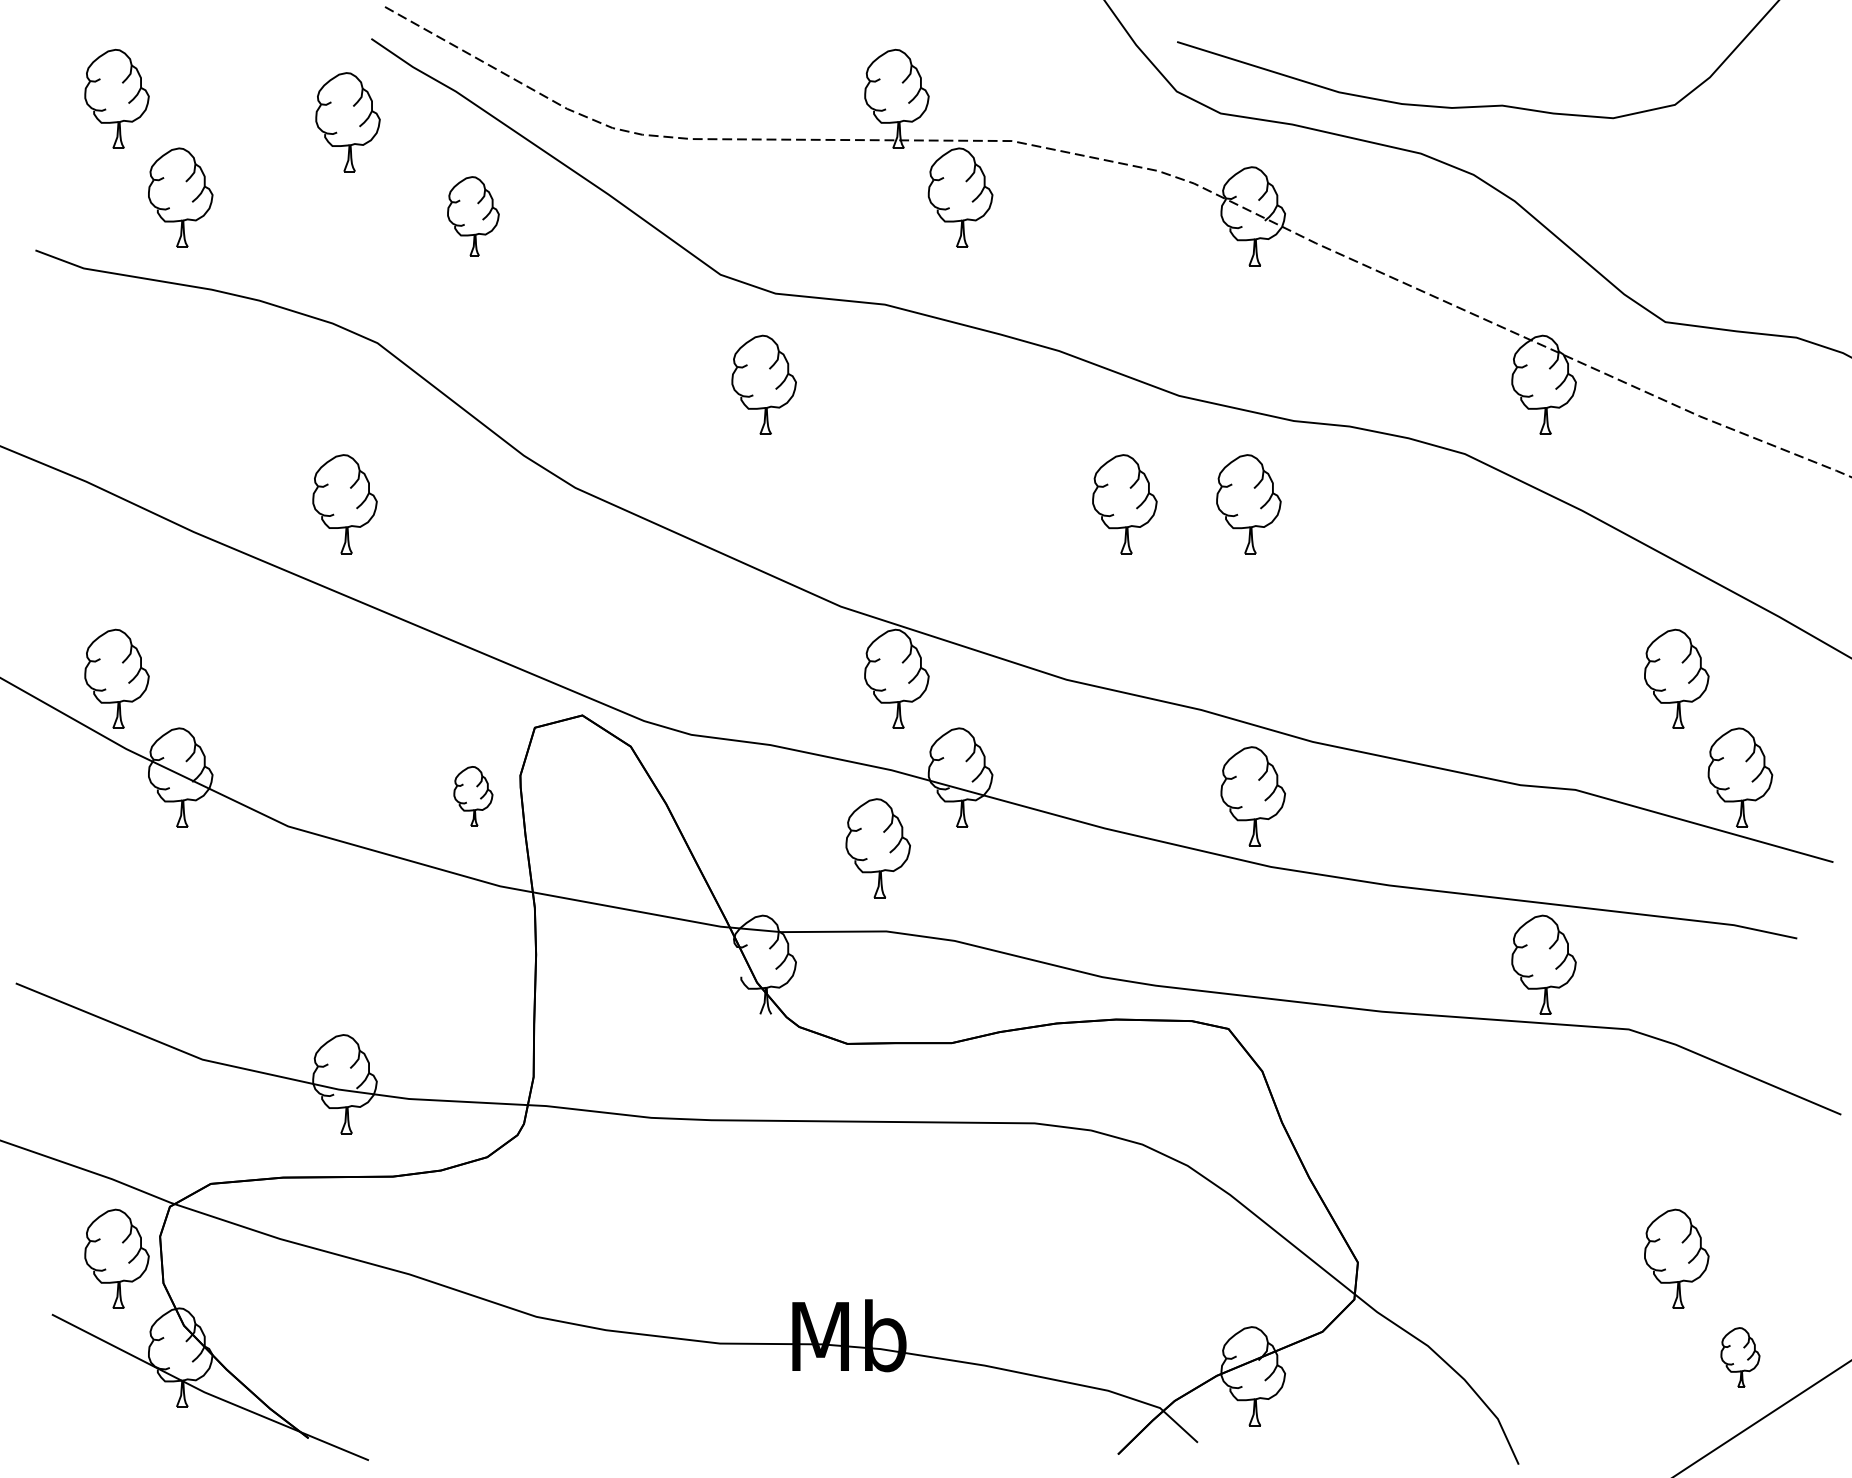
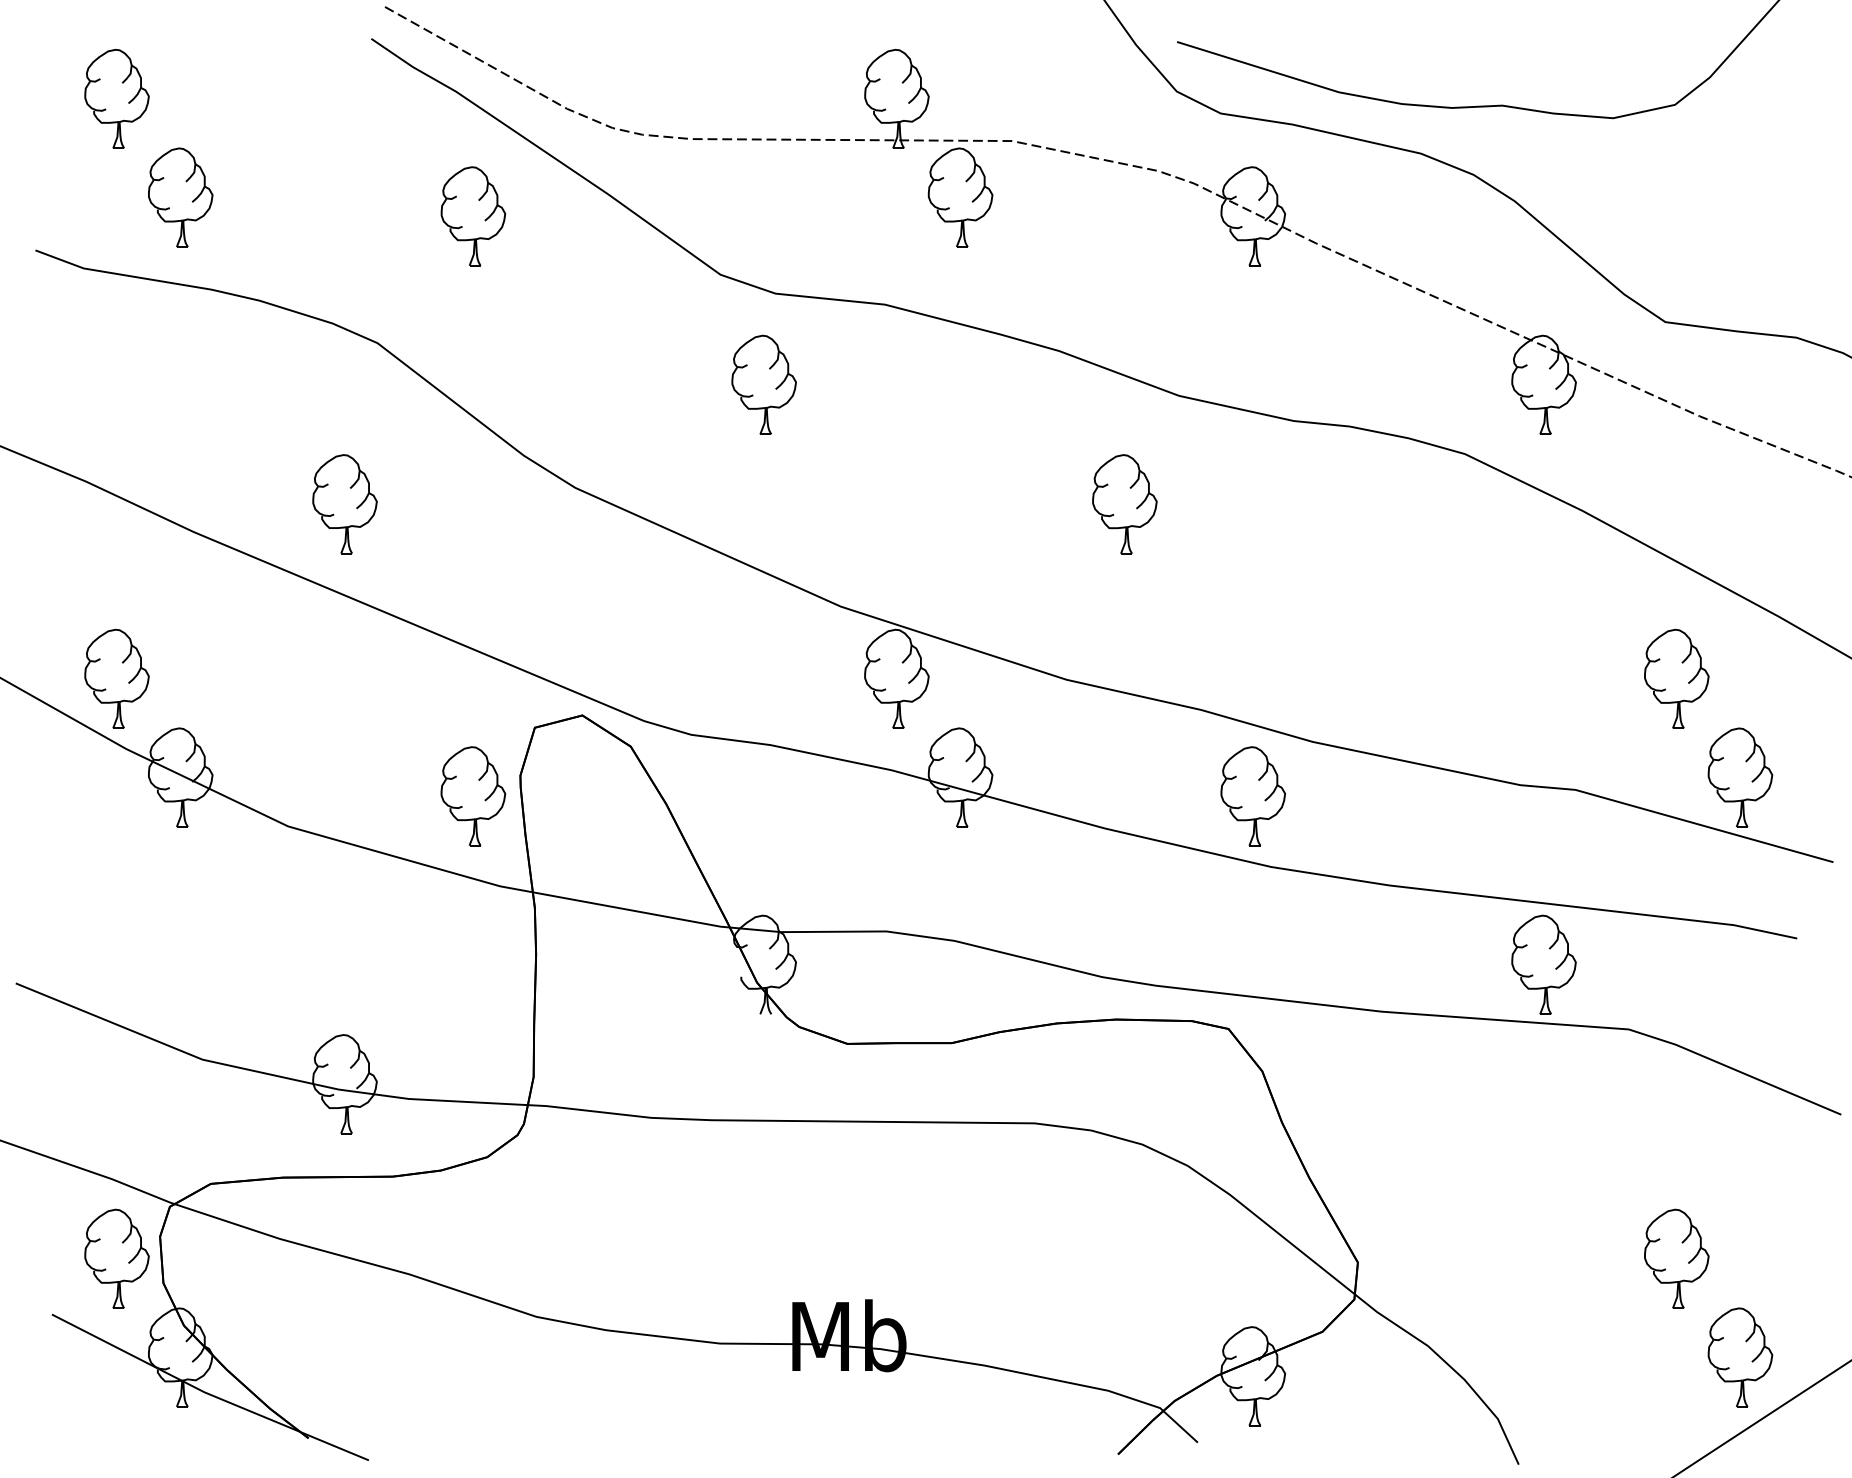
part: present -> none (347, 122)
part size: 53x81 px -> 67x101 px (473, 216)
part: present -> none (1248, 504)
part size: 41x61 px -> 67x101 px (473, 796)
part: present -> none (877, 848)
part size: 41x61 px -> 67x101 px (1740, 1357)
